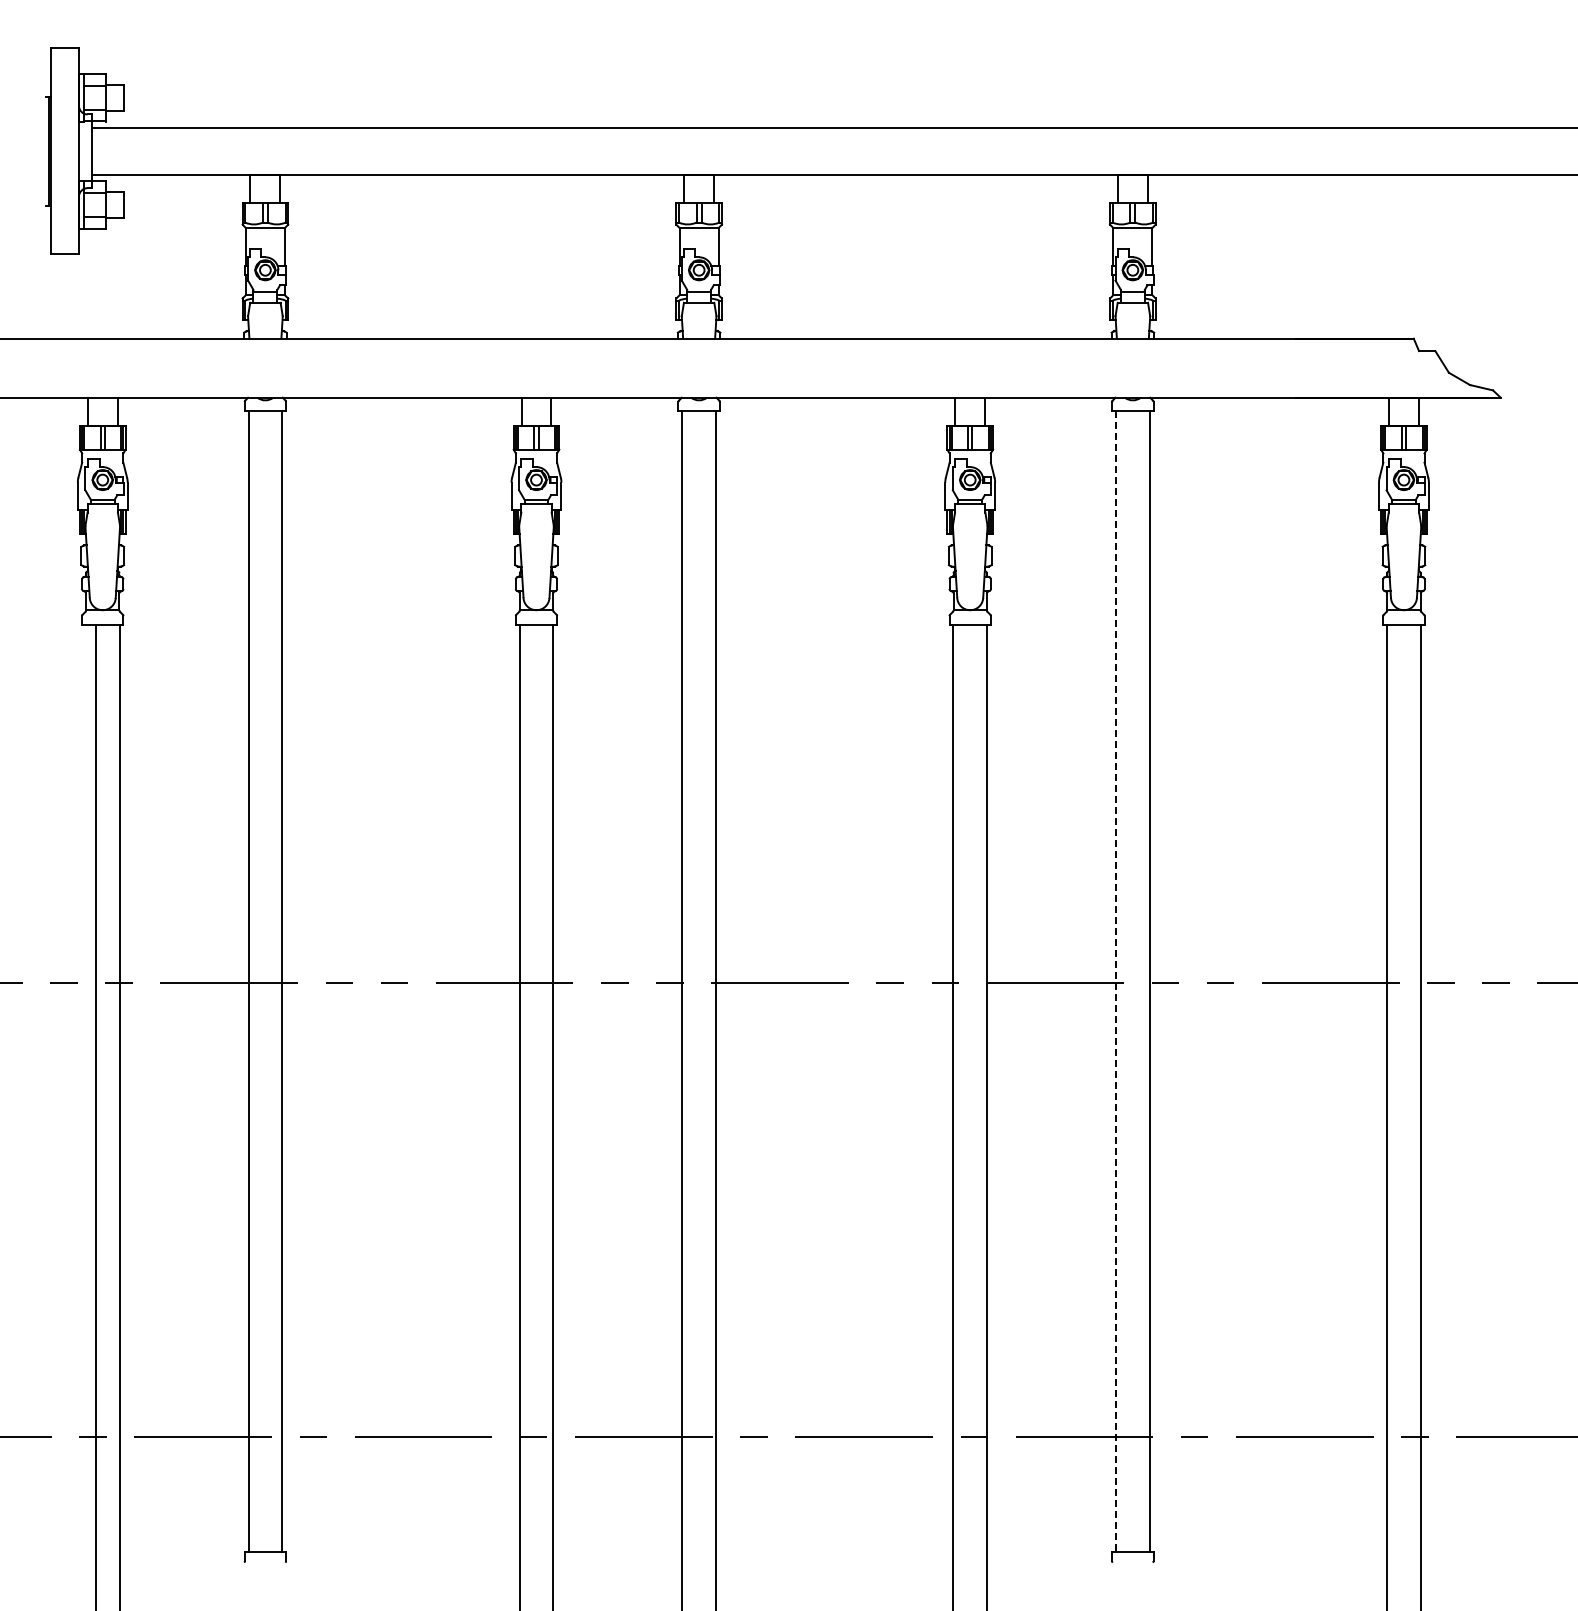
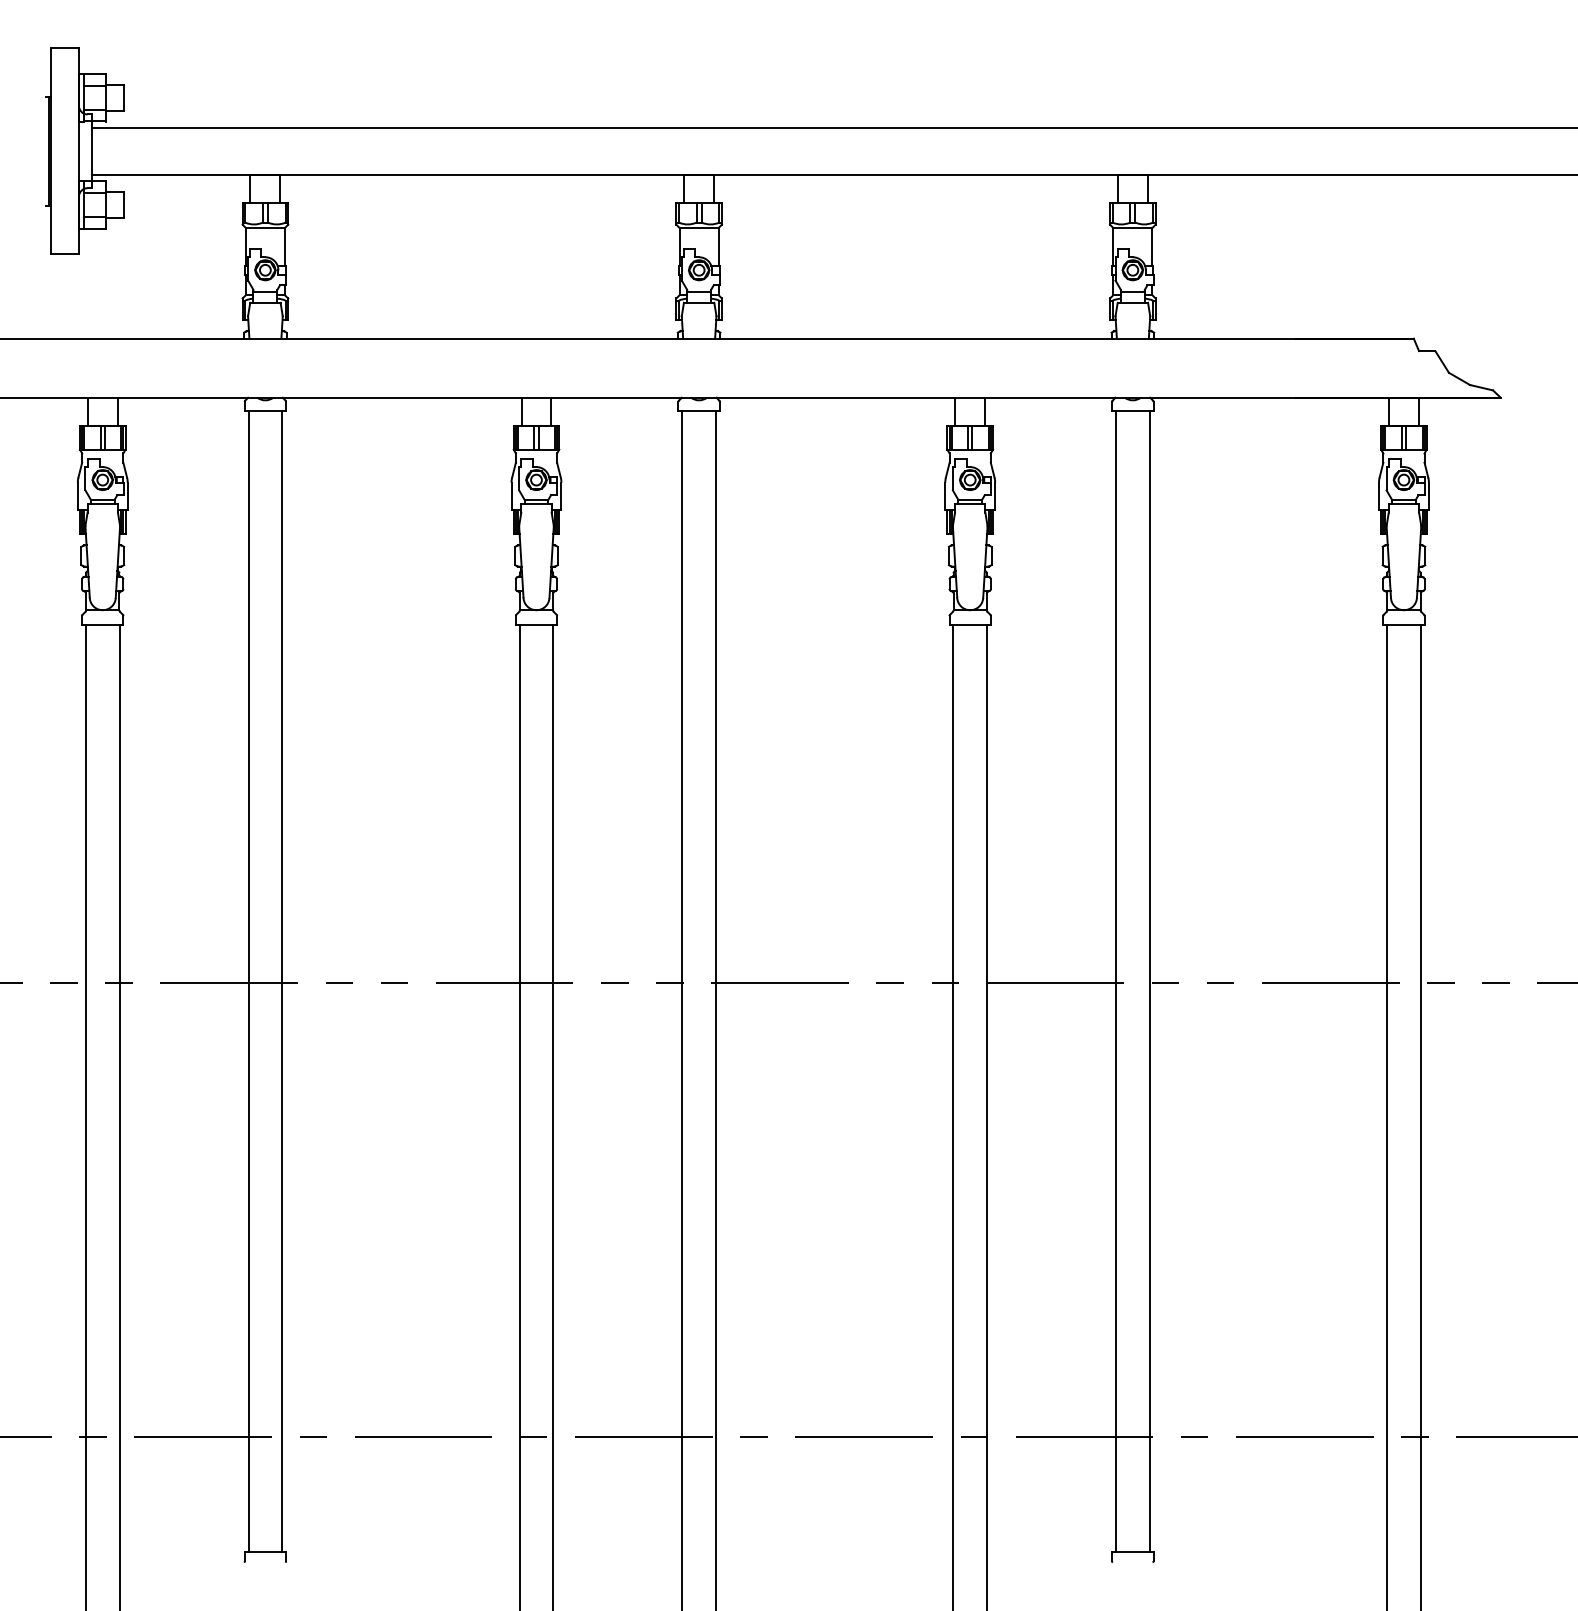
line: dashed -> solid (1116, 982)
line position: (95, 1116) -> (85, 1116) (85, 1116)
